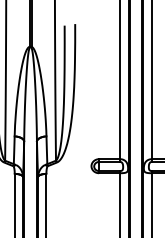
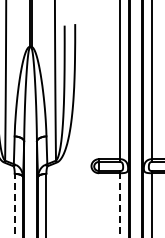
line: solid -> dashed (14, 205)
line: solid -> dashed (120, 205)
